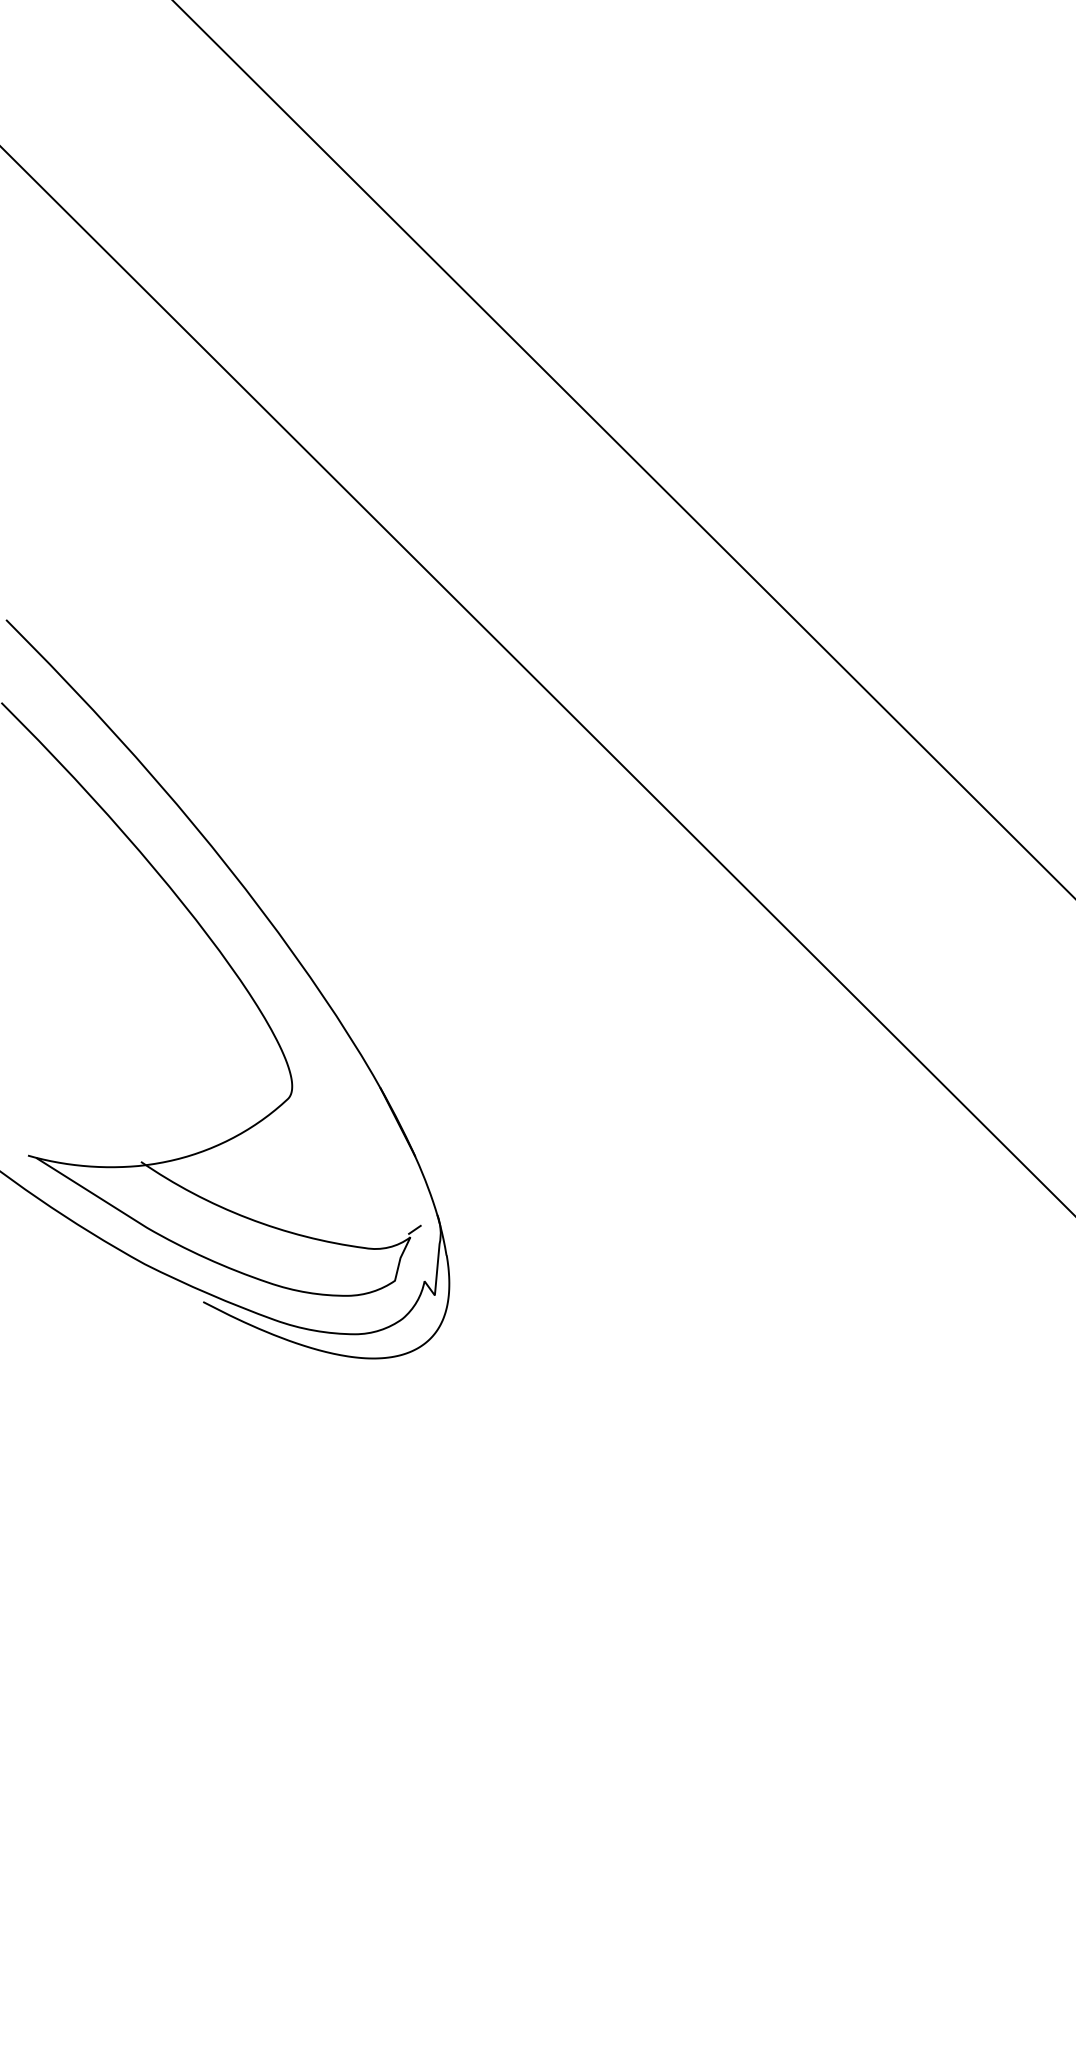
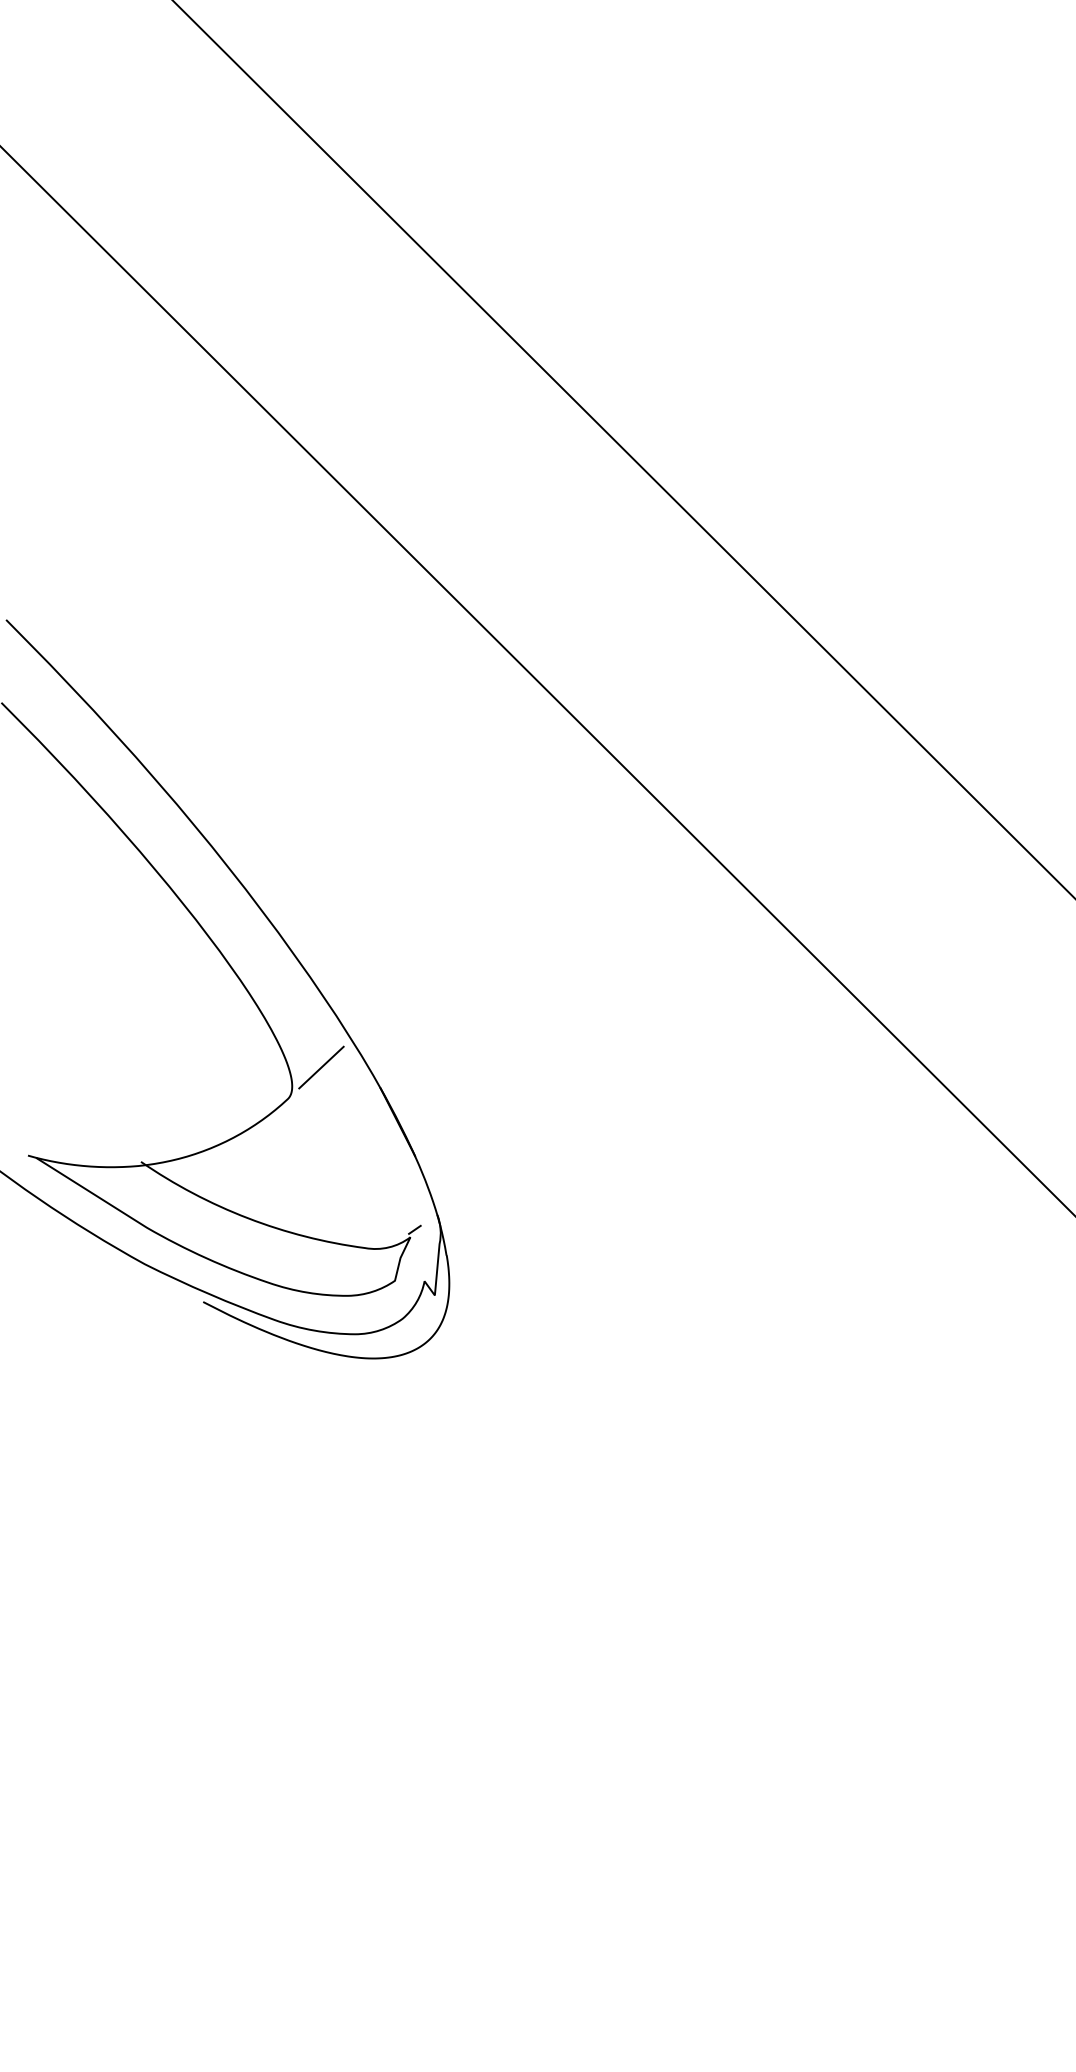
line: none -> present (321, 1067)
